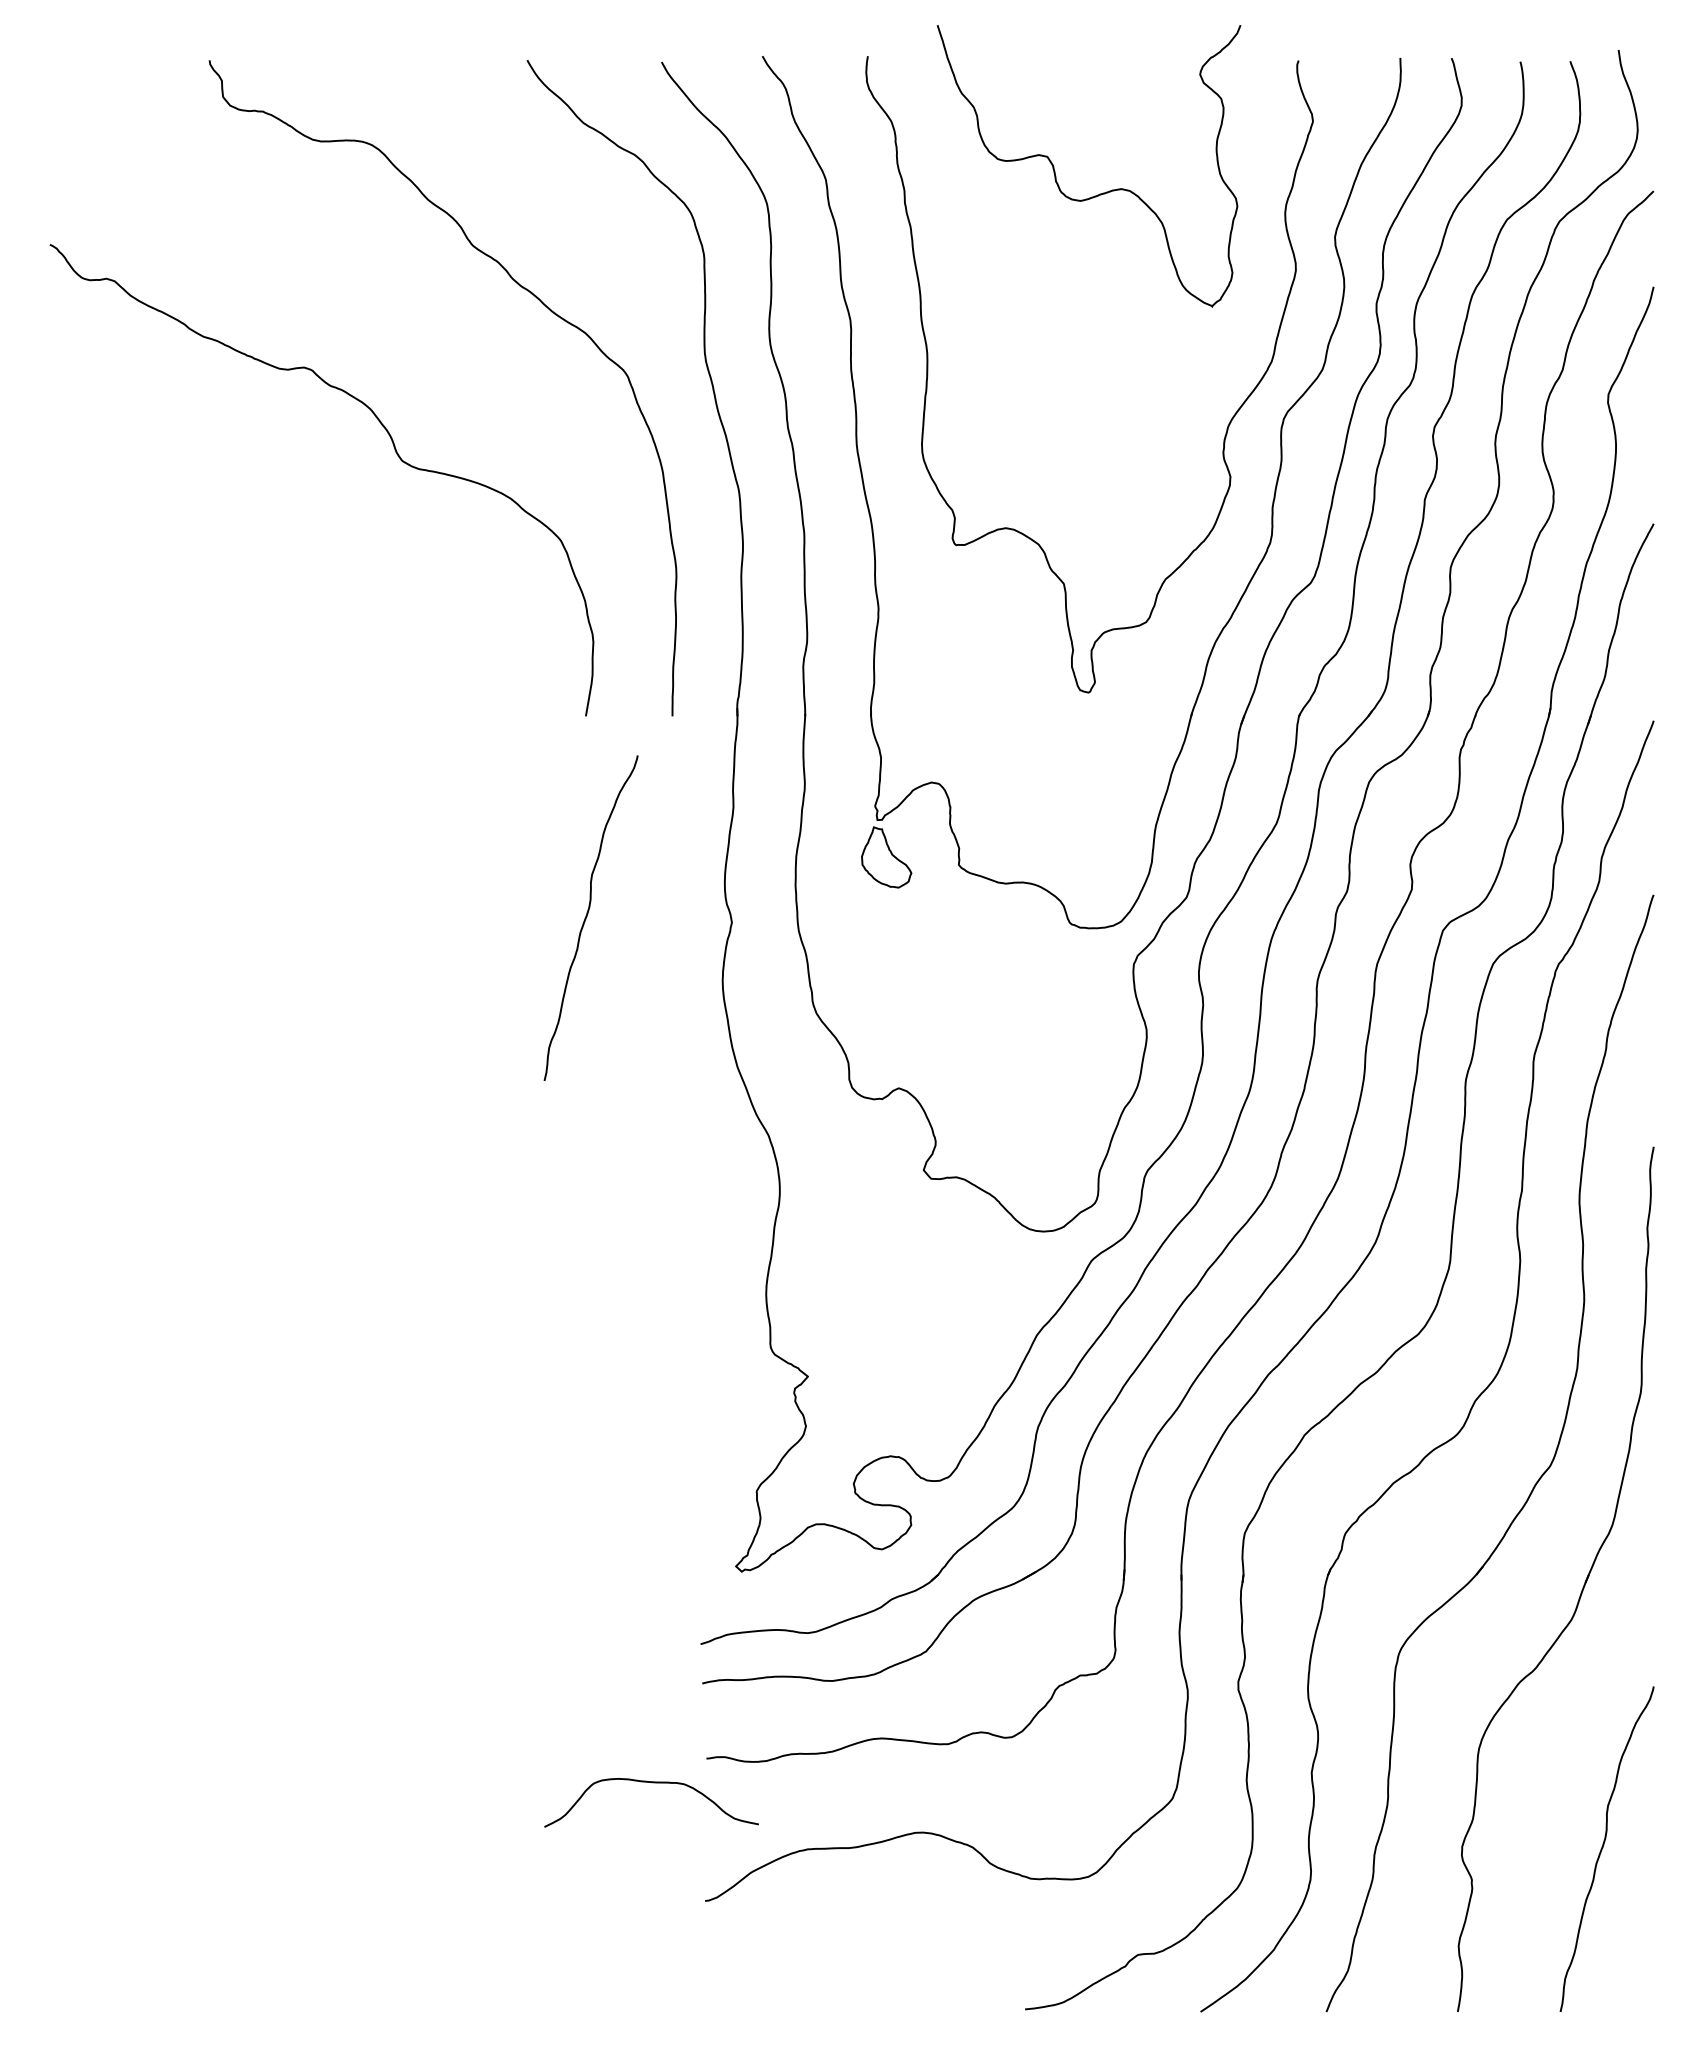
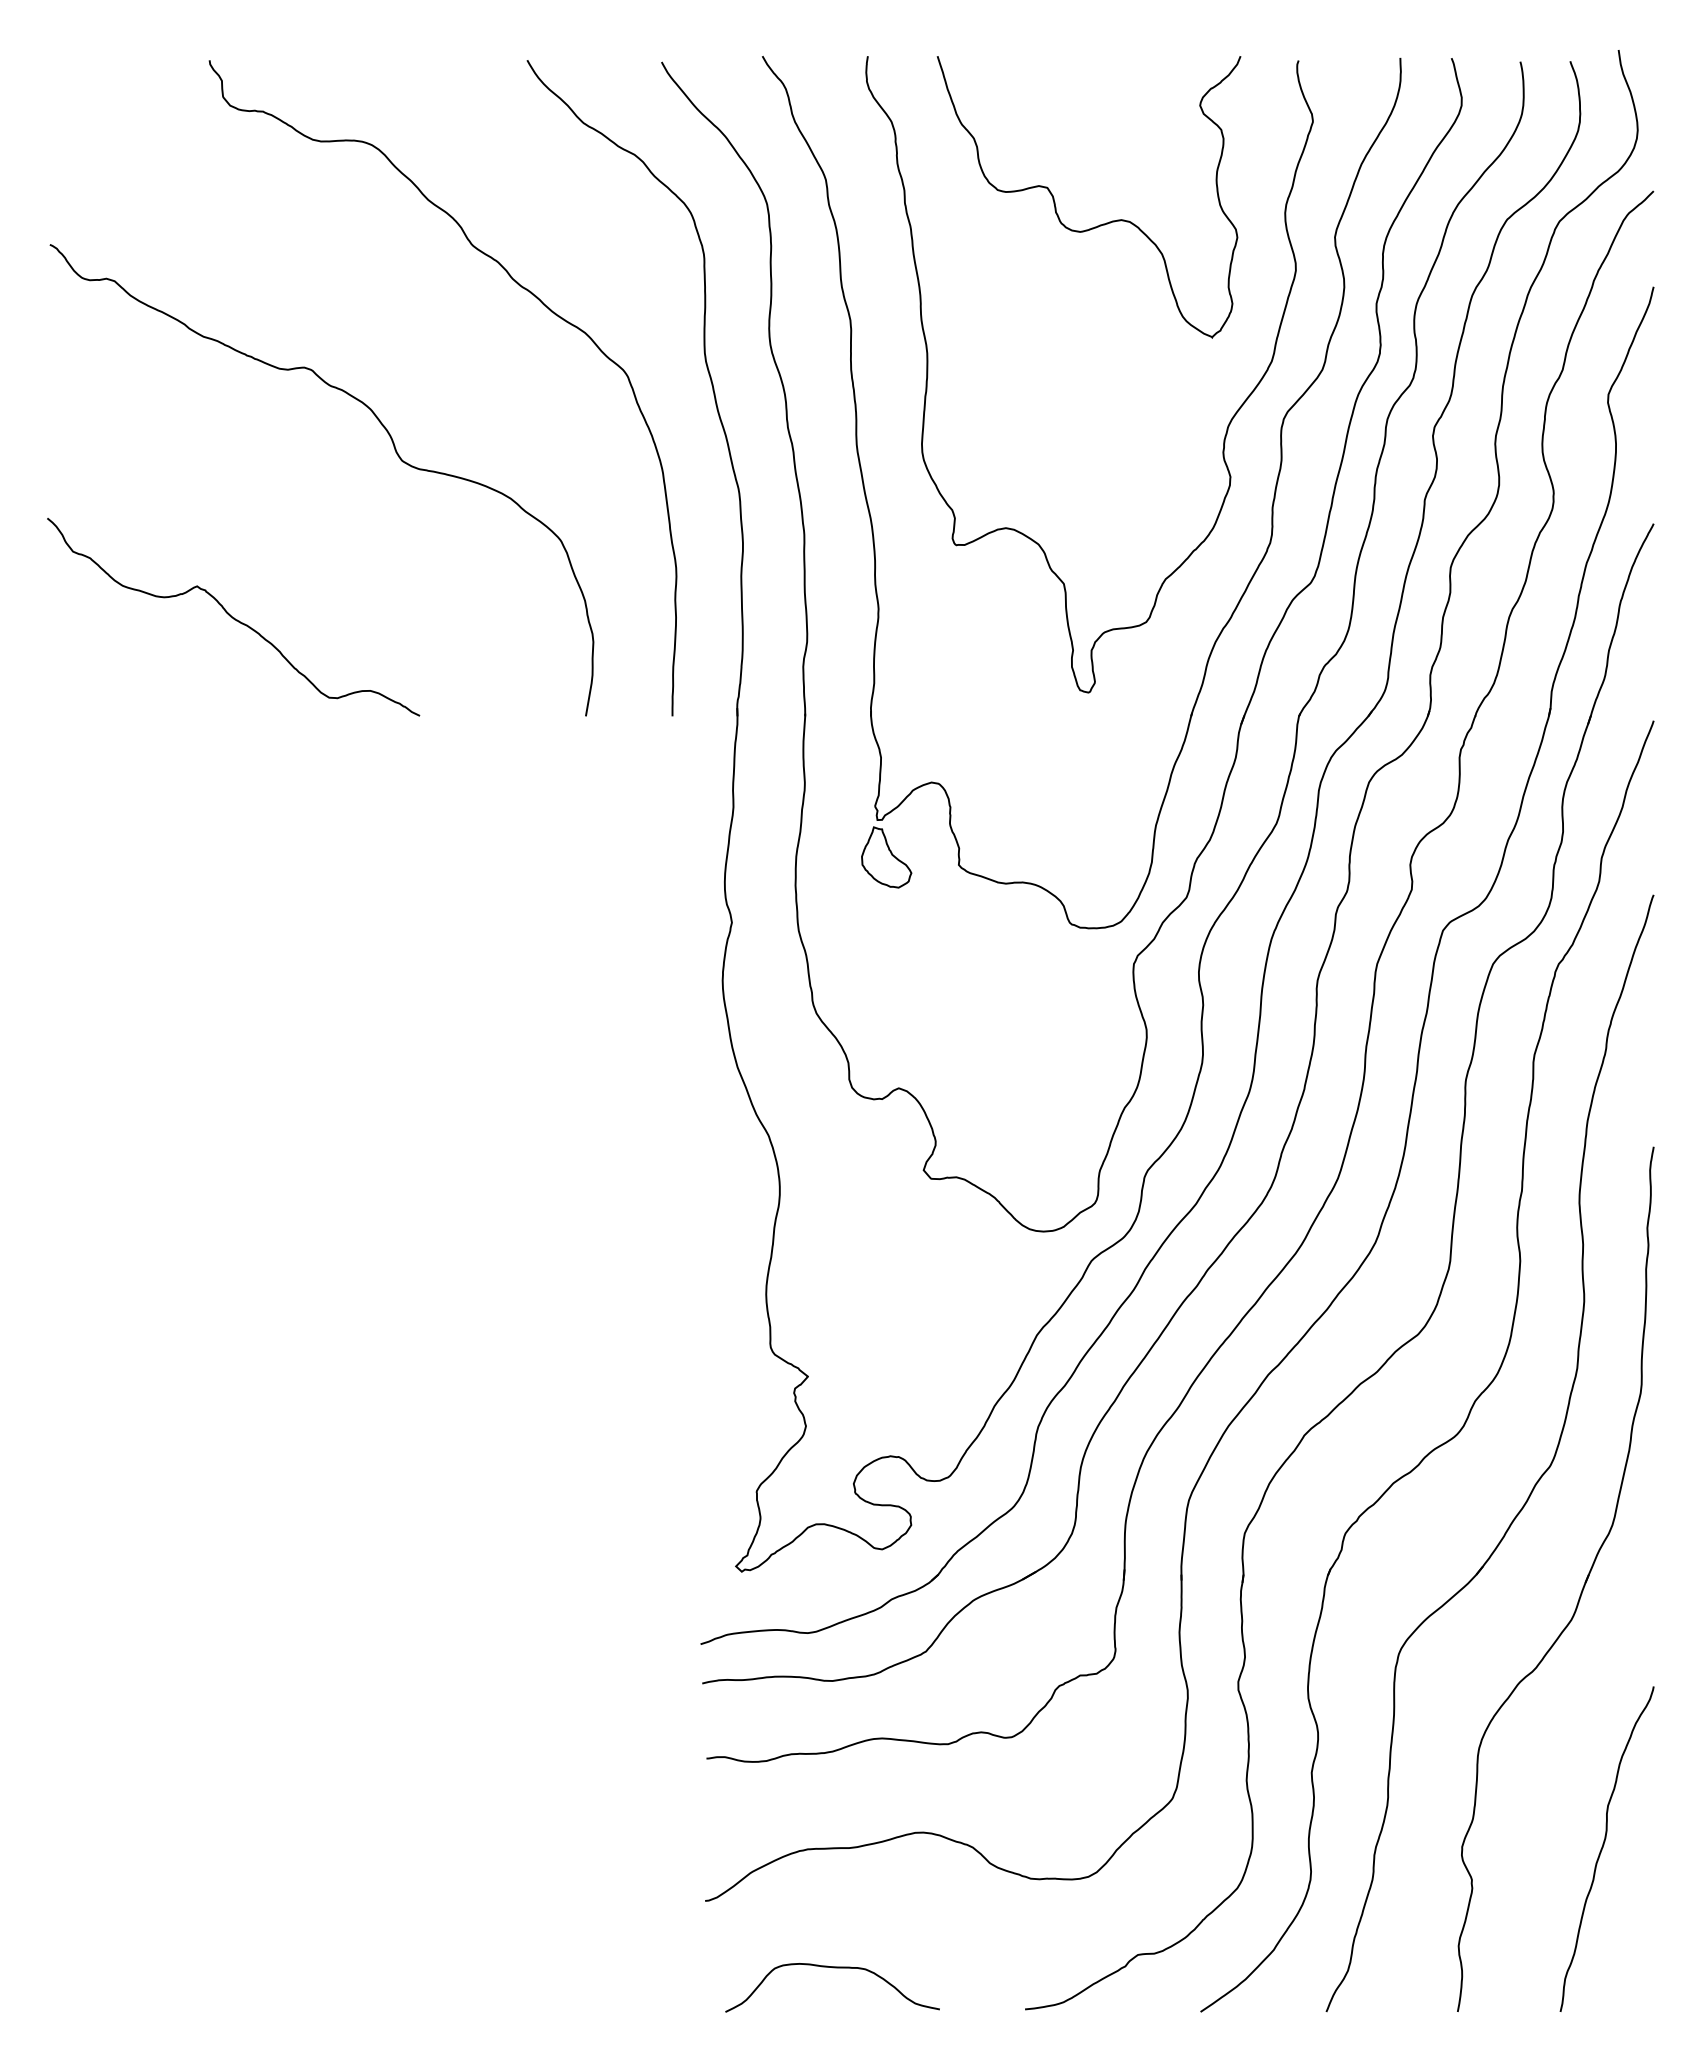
curve position: (1099, 193) -> (1099, 224) (1099, 224)
curve: none -> present (233, 617)
curve: present -> none (587, 916)
curve position: (652, 1783) -> (833, 1968) (833, 1968)
